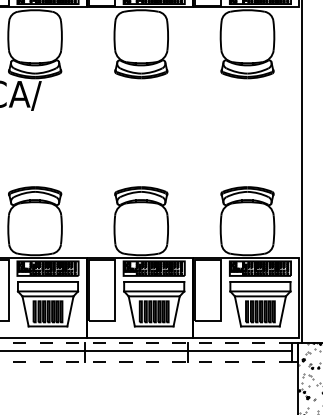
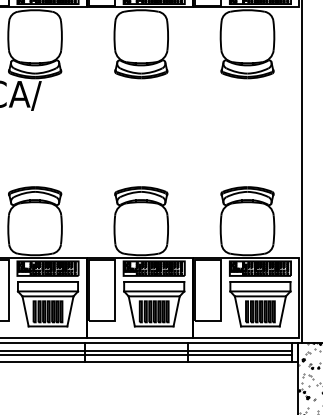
line: dashed -> solid (145, 342)
line: none -> present (146, 354)
line: dashed -> solid (145, 362)
